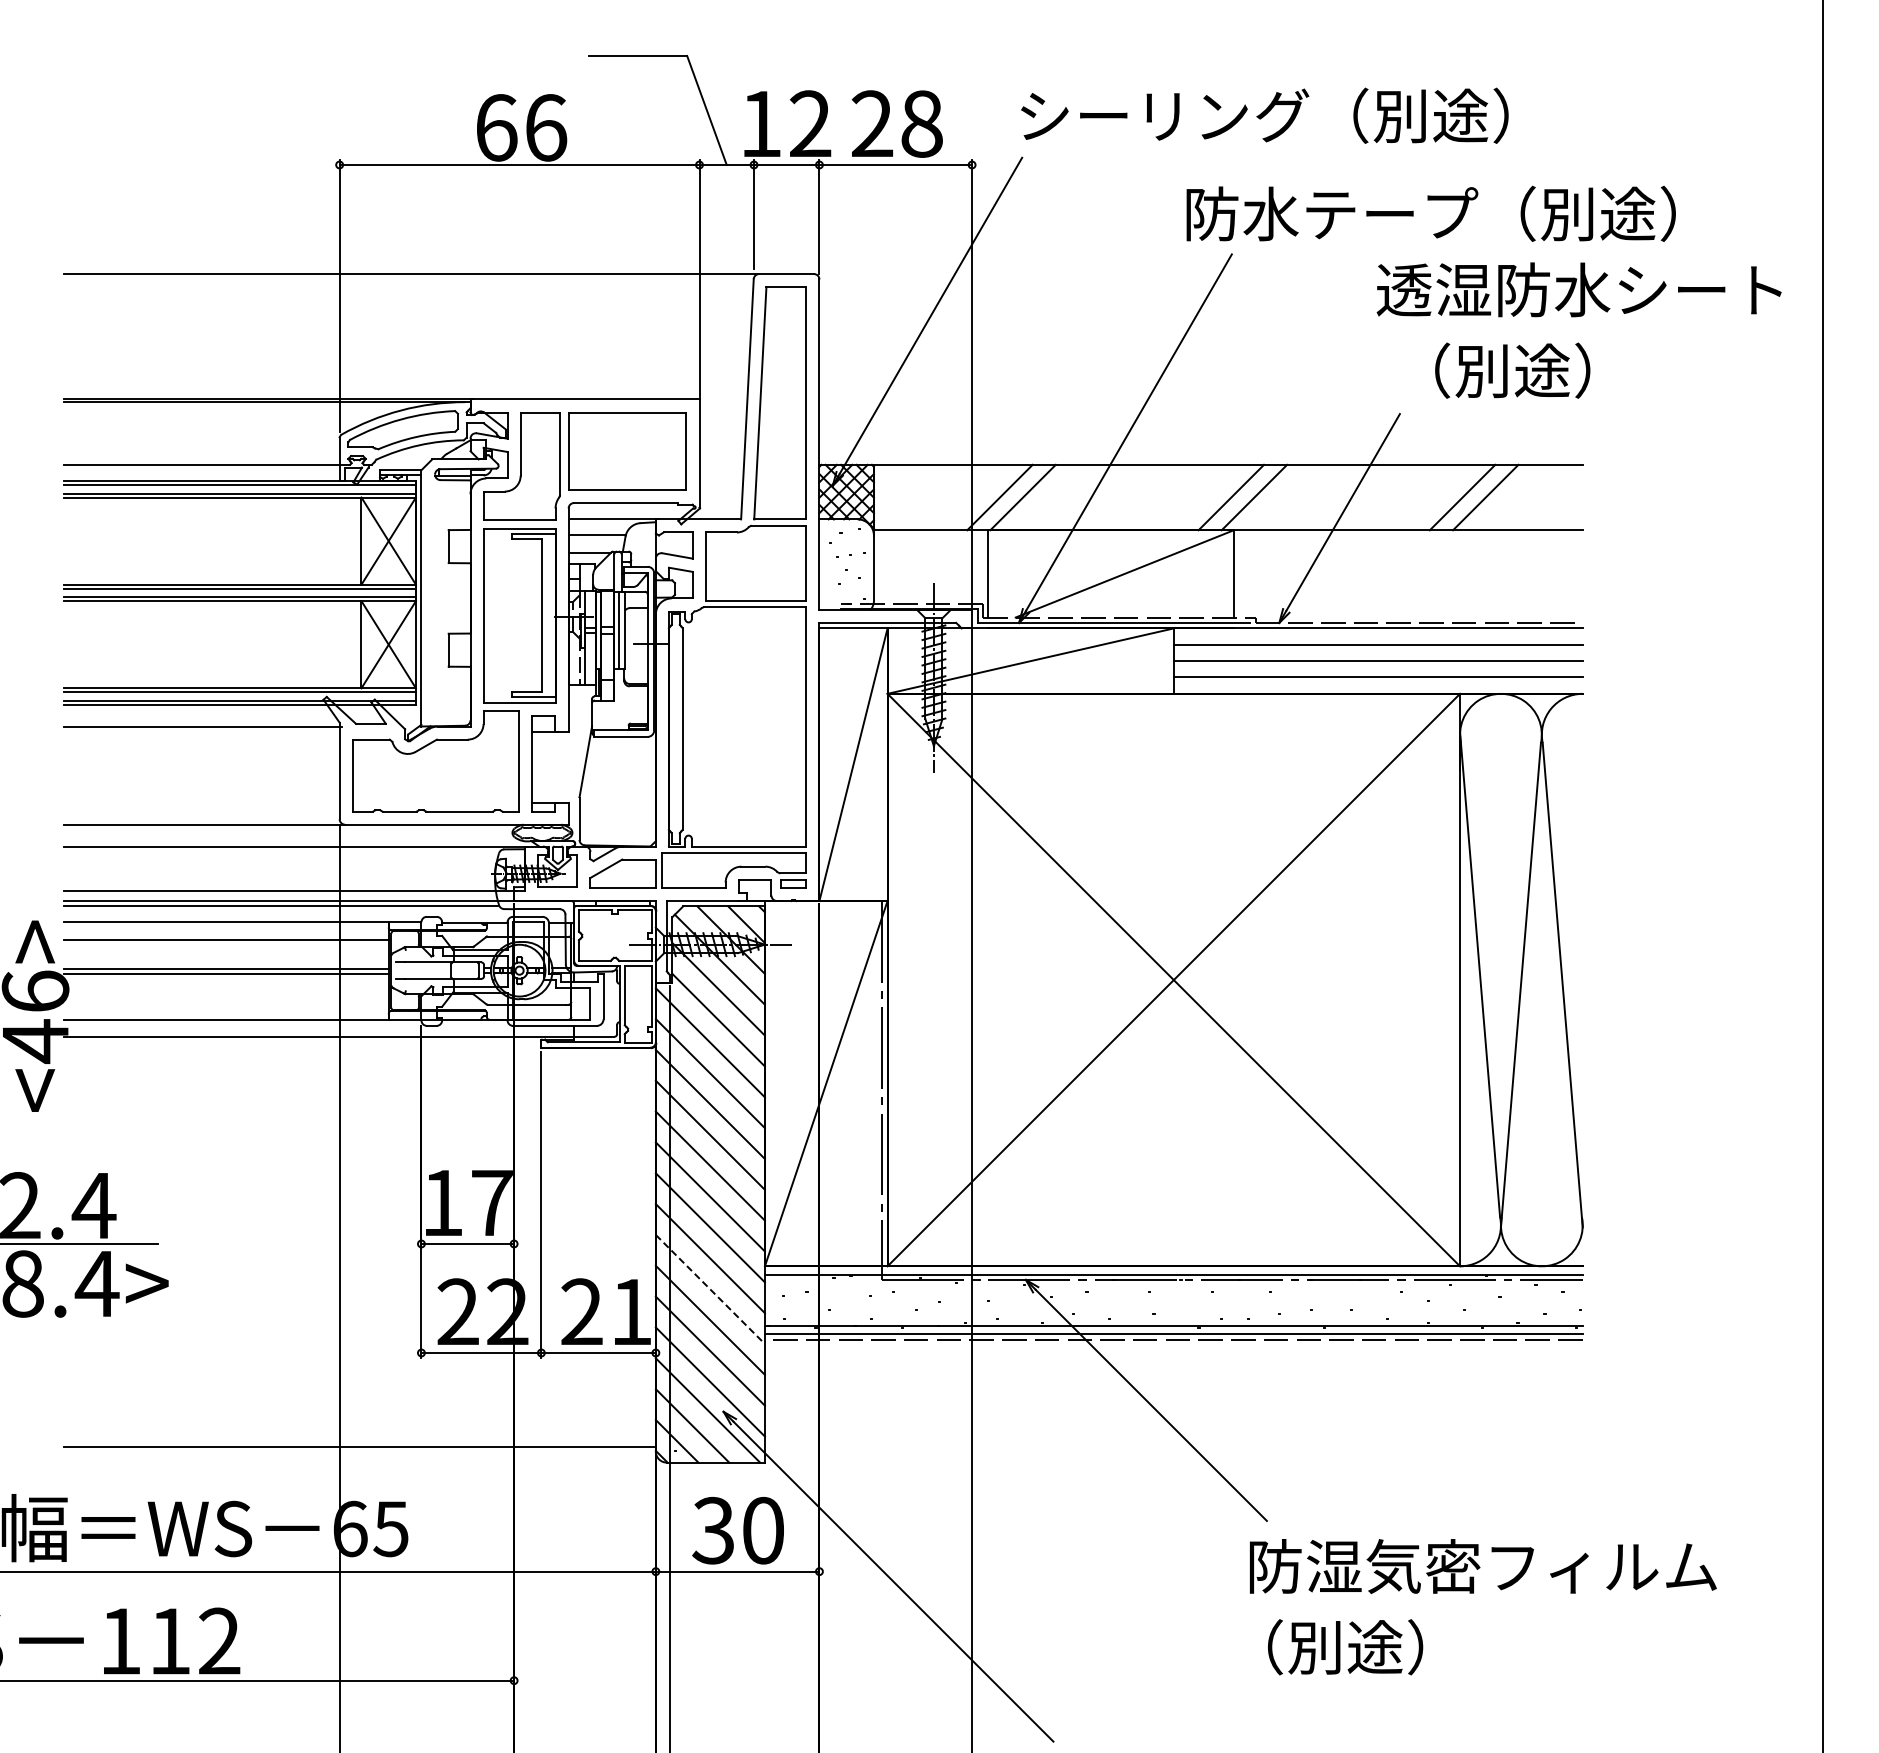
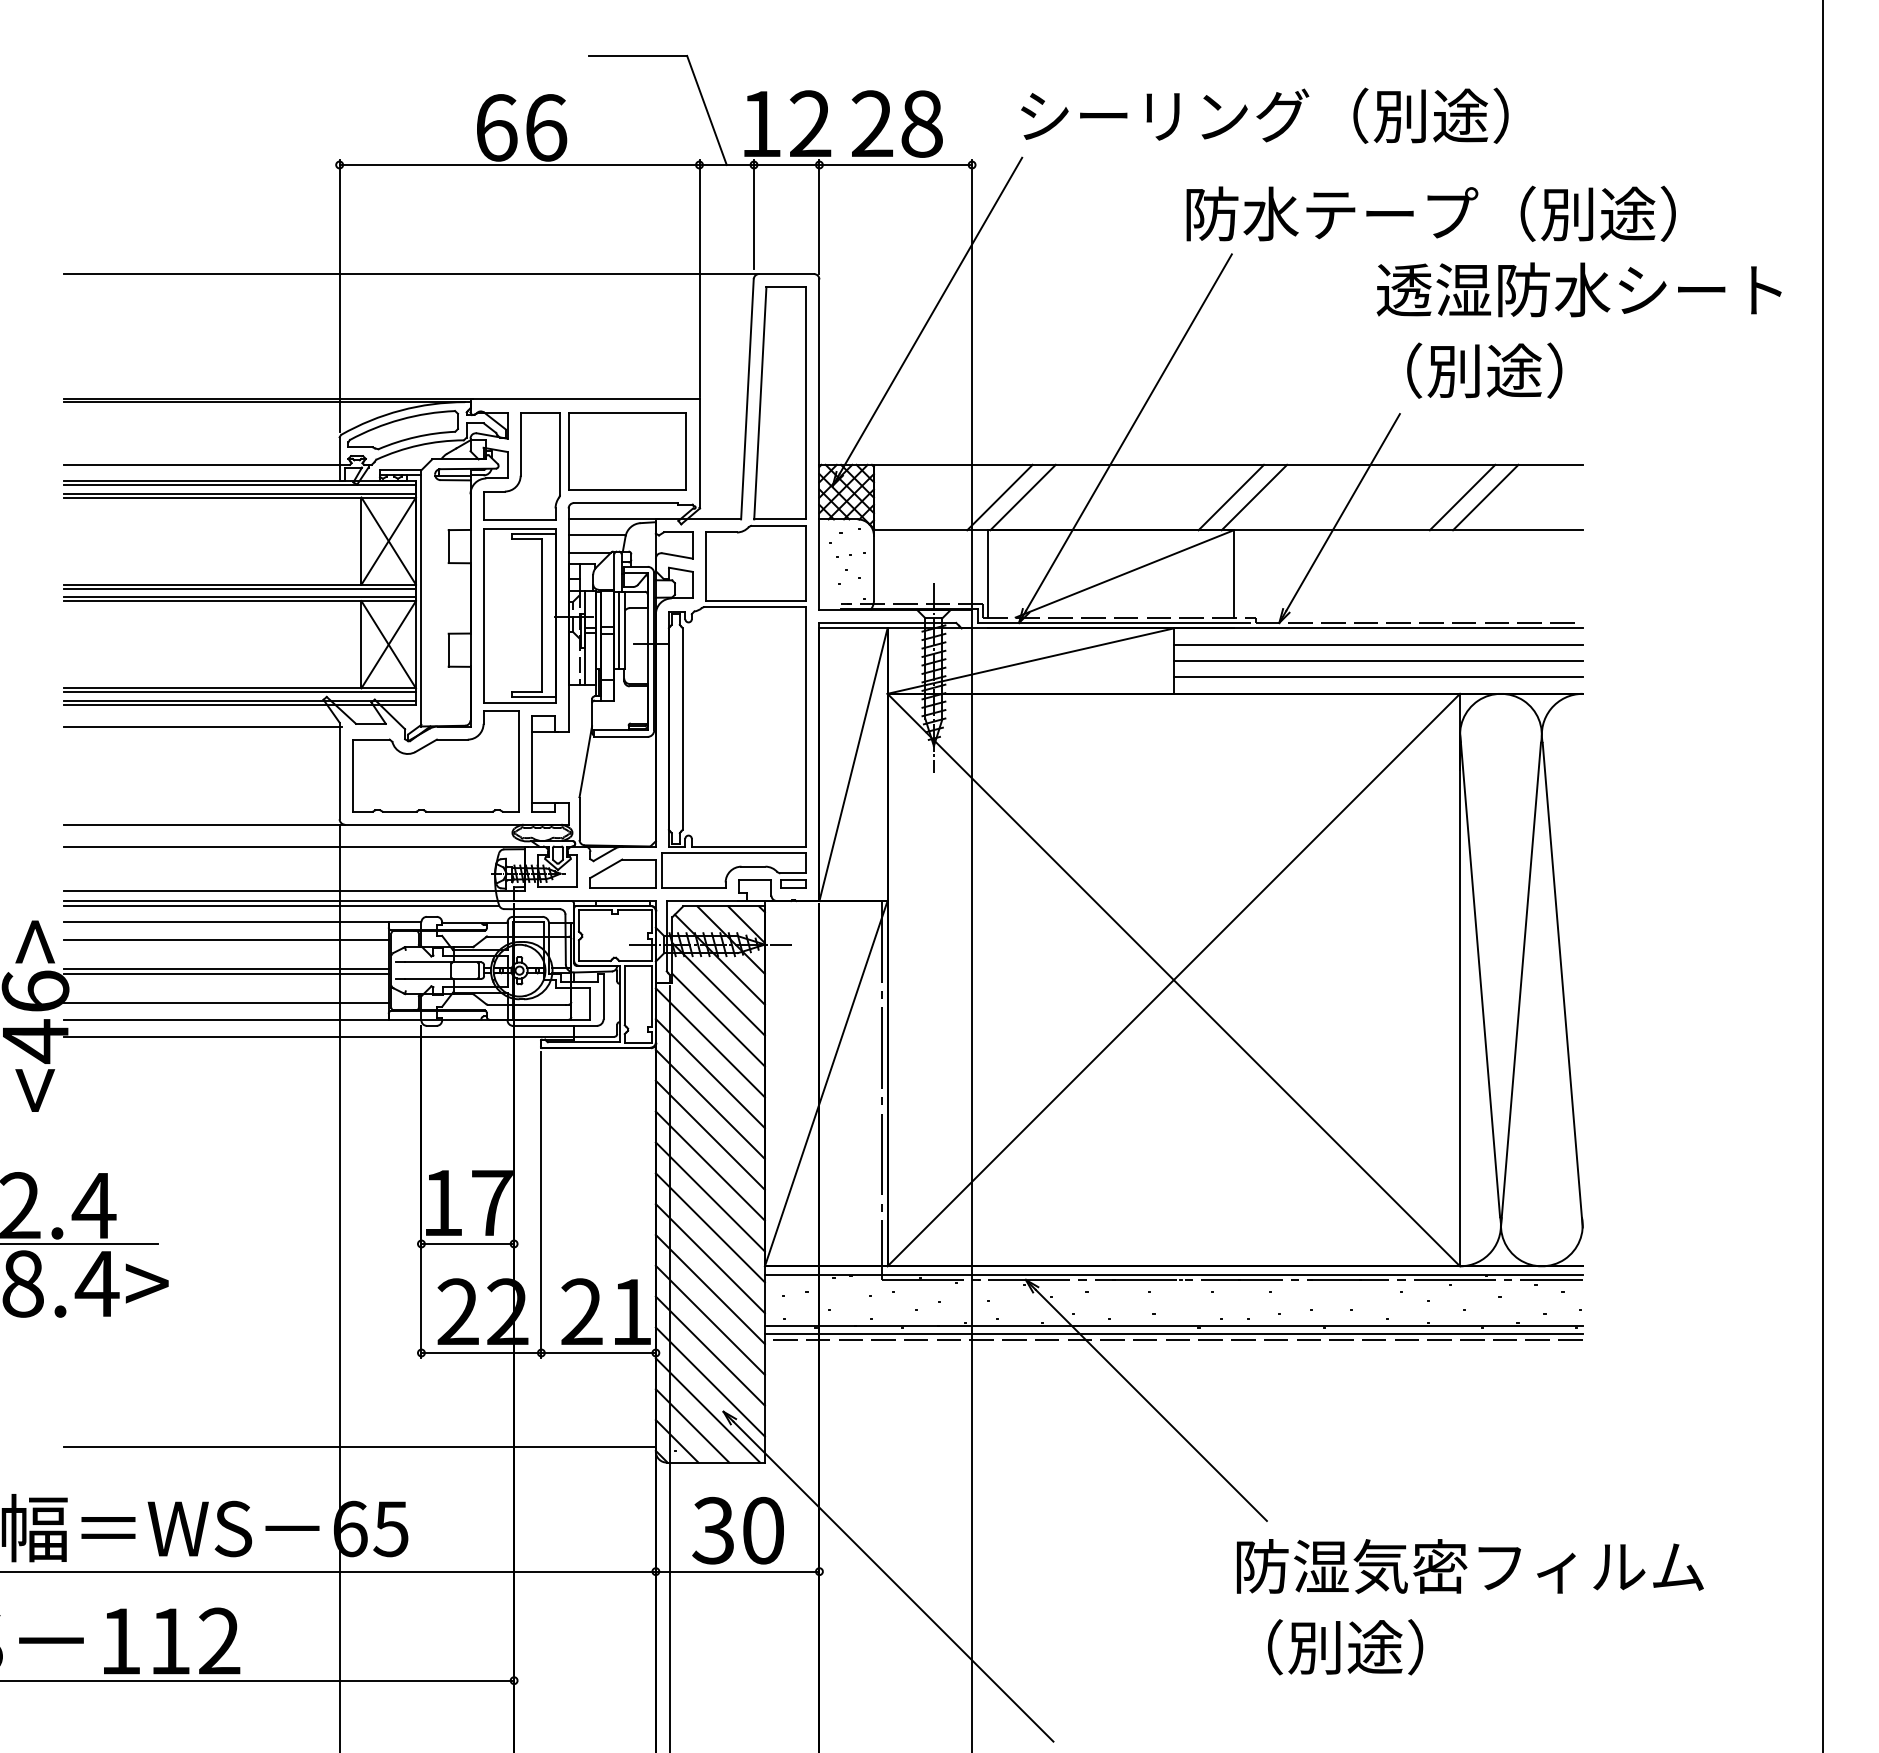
text position: (1512, 370) -> (1484, 370) (1484, 370)
line: none -> present (226, 1002)
line: dashed -> solid (710, 1289)
text position: (1483, 1566) -> (1470, 1566) (1470, 1566)
